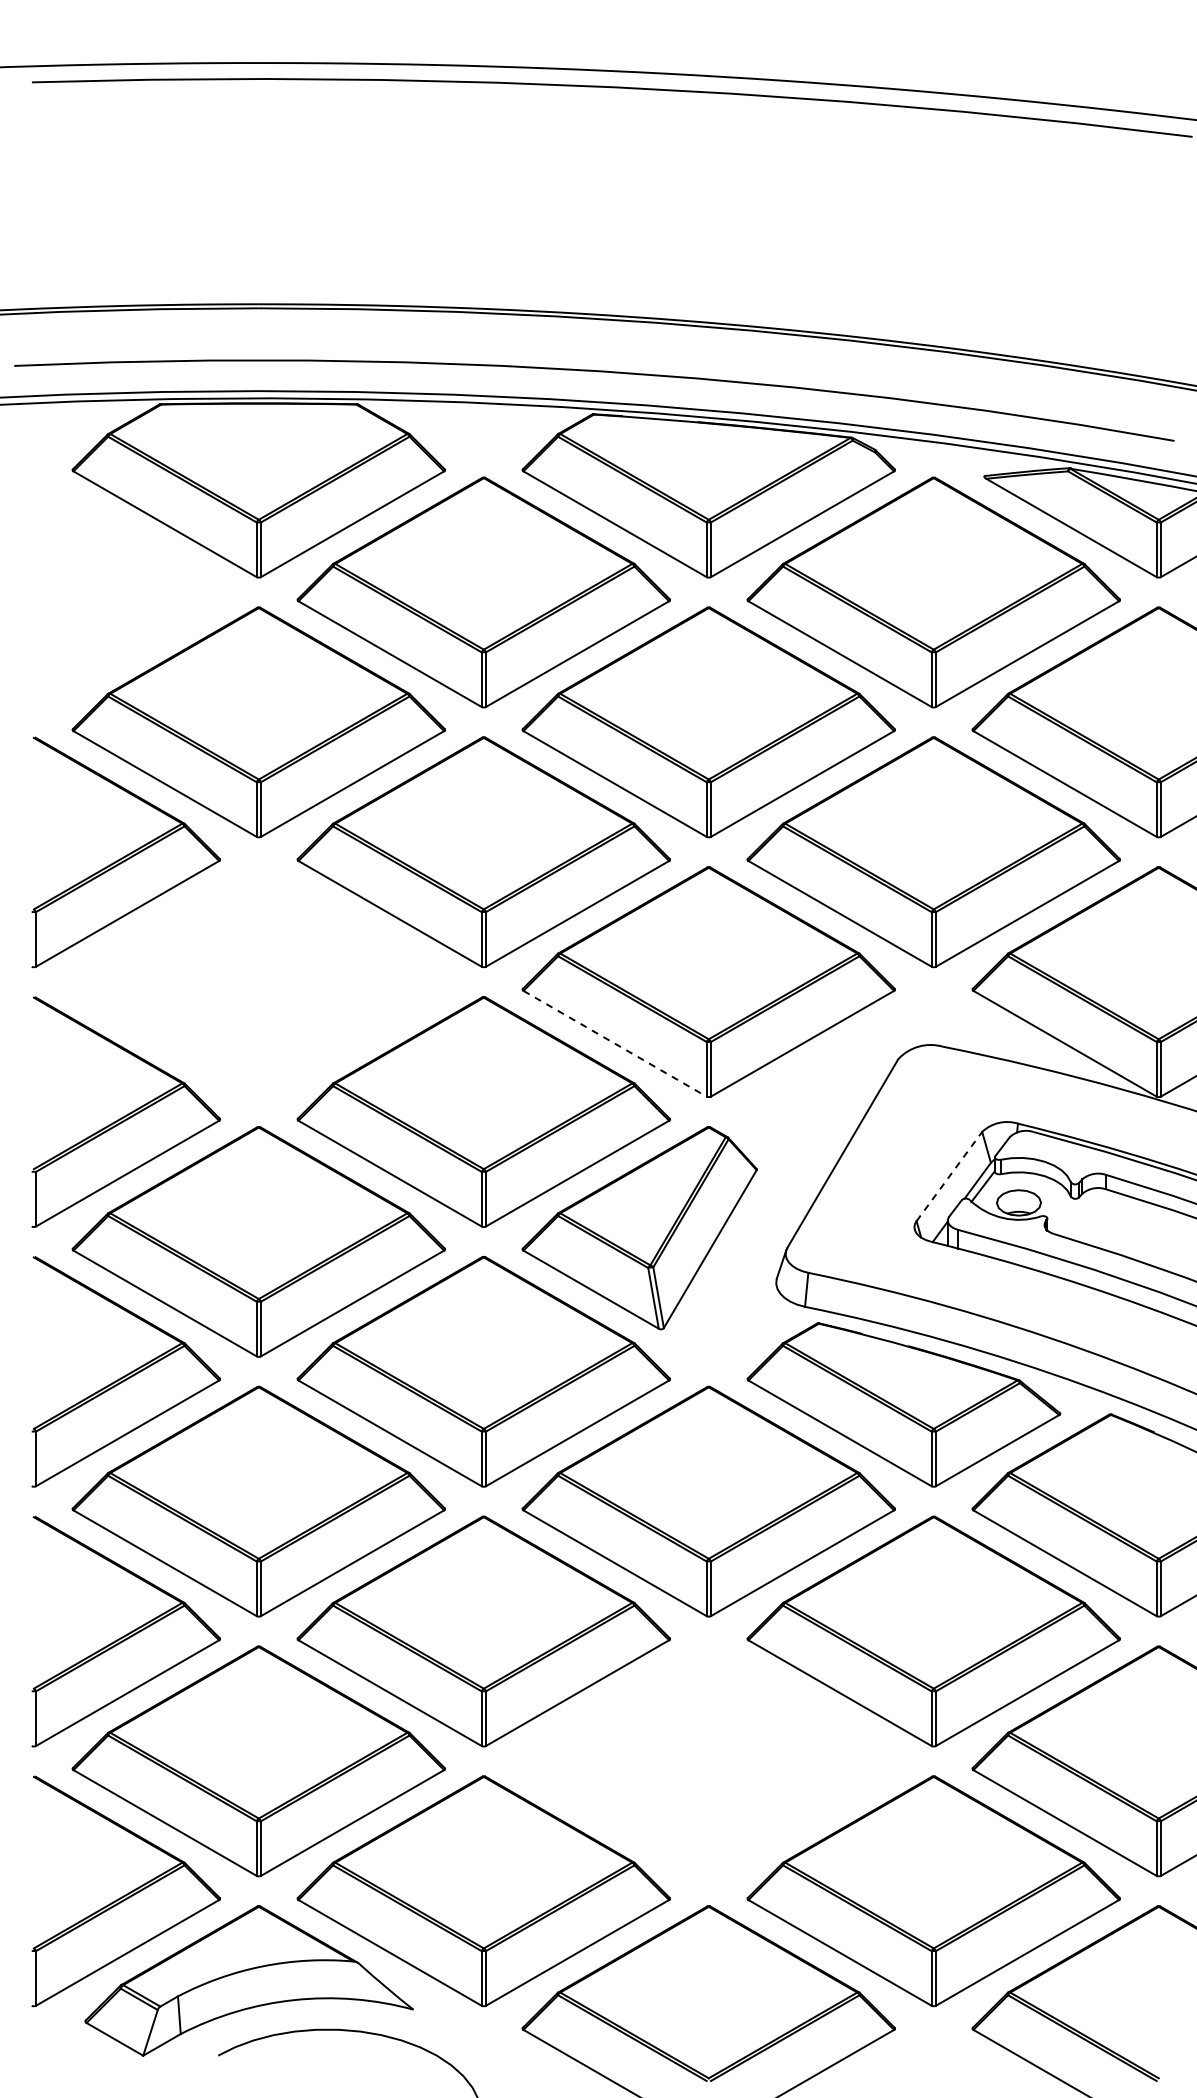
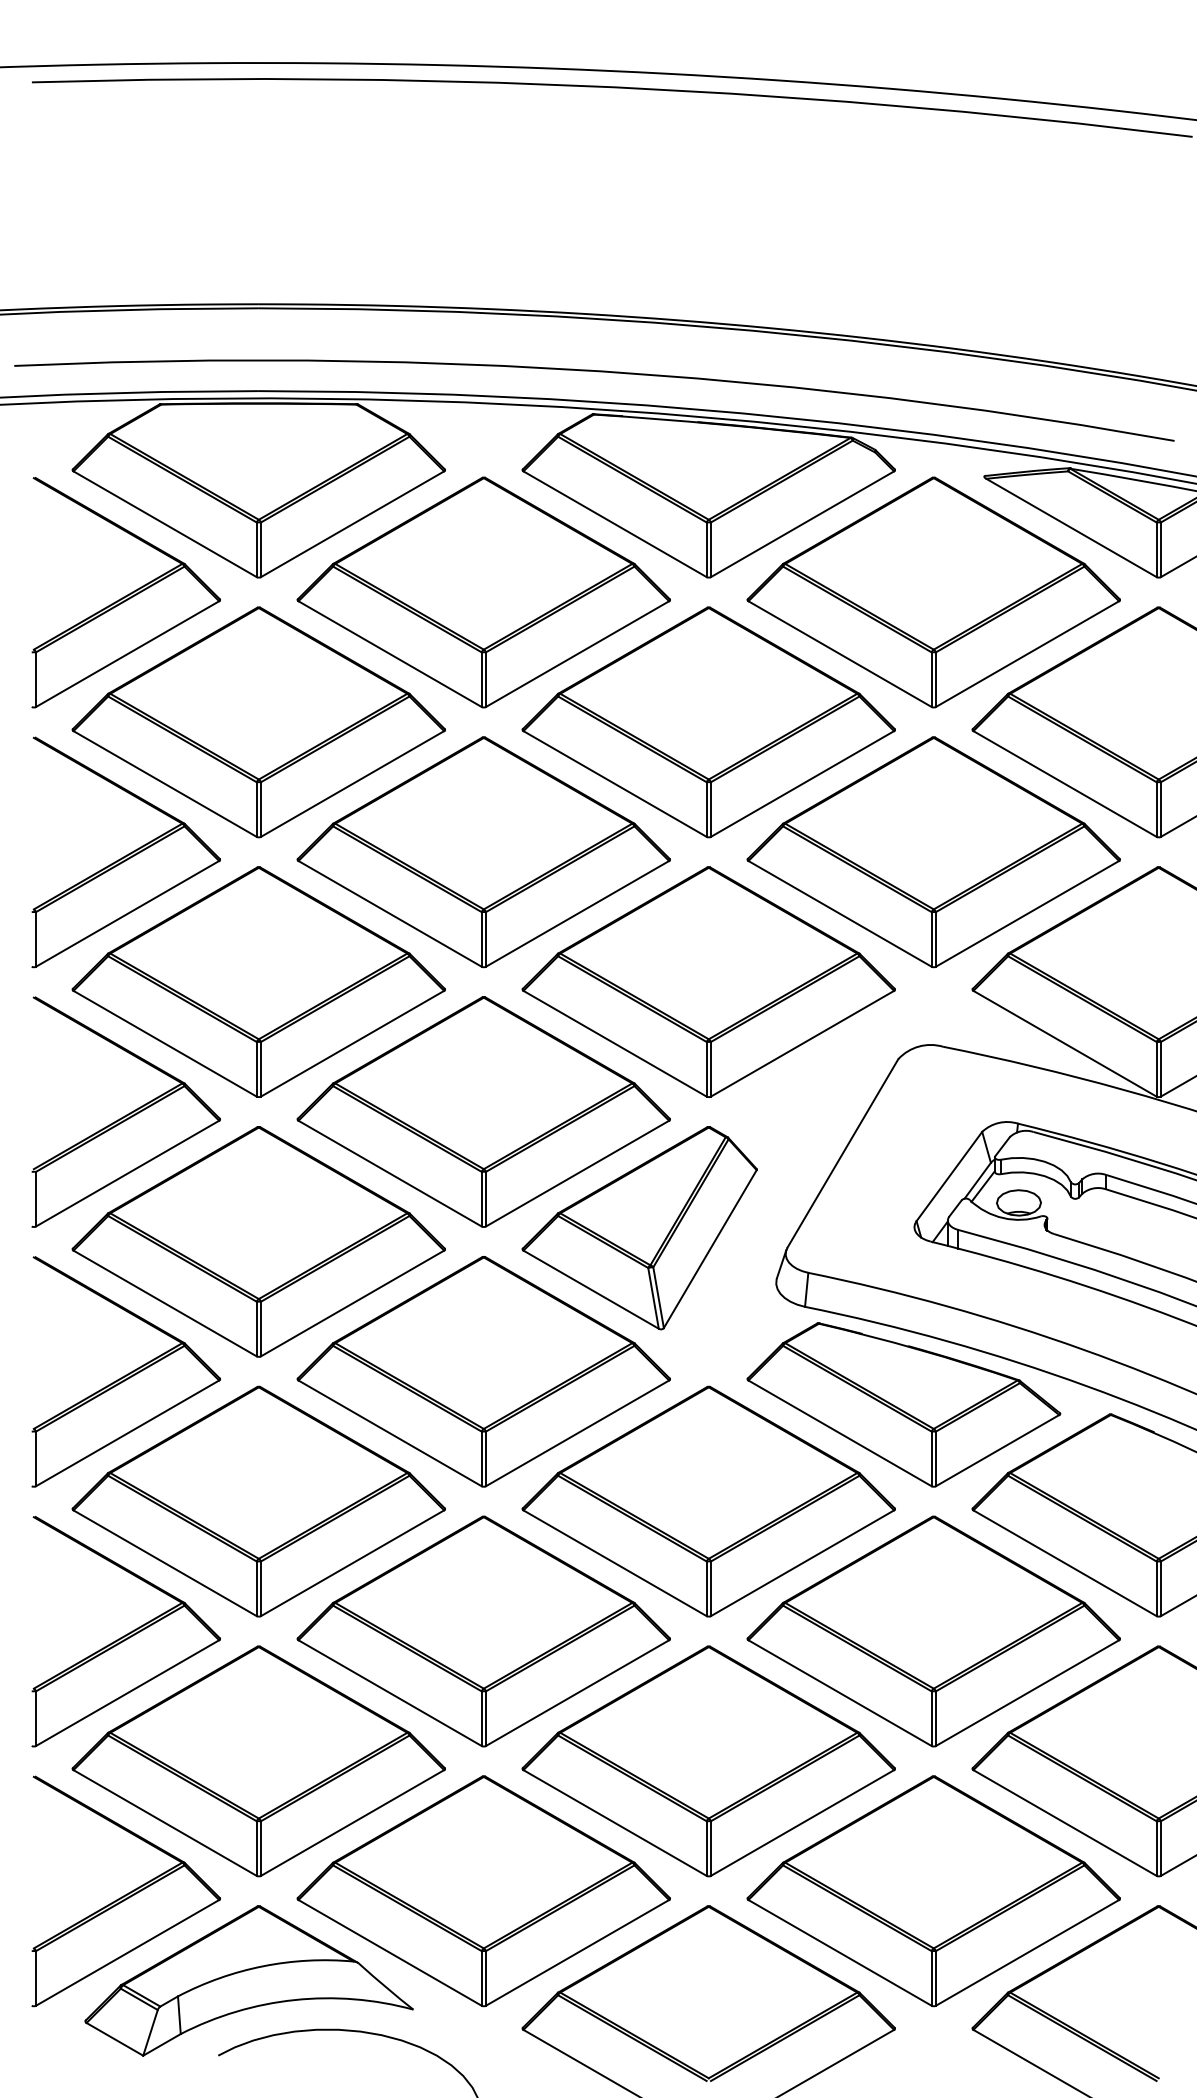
part: none -> present (125, 592)
part: none -> present (258, 981)
line: dashed -> solid (615, 1043)
line: dashed -> solid (949, 1176)
part: none -> present (708, 1761)
